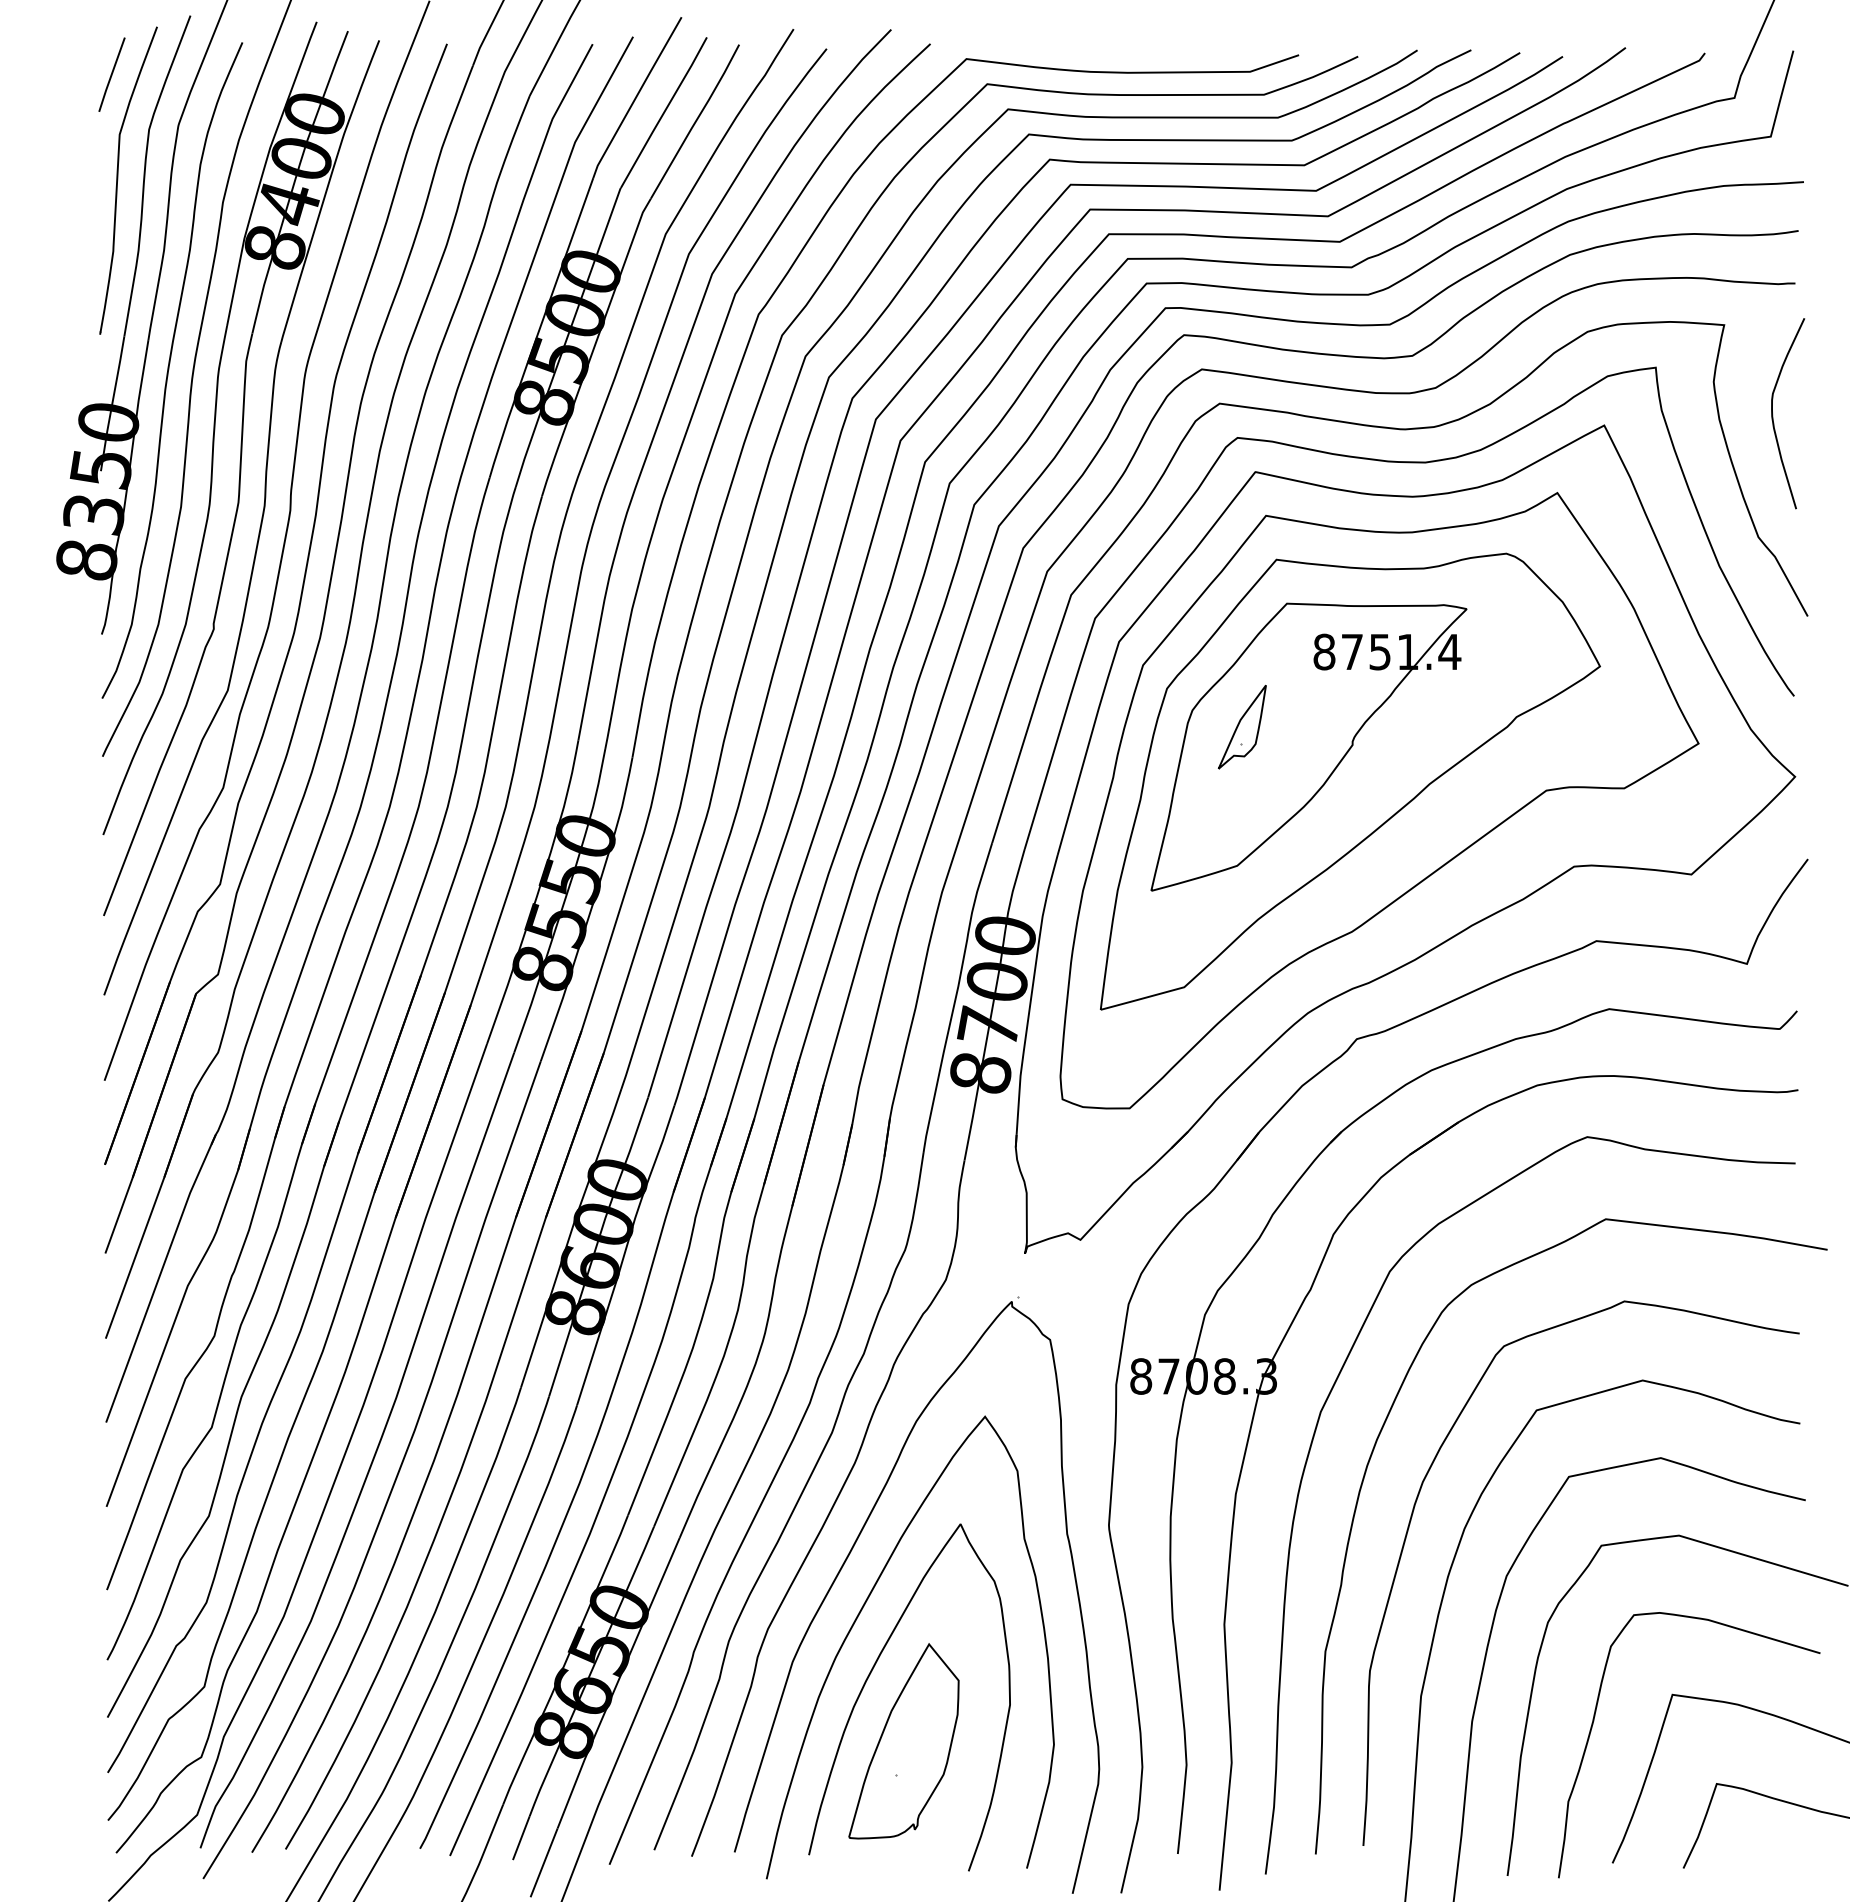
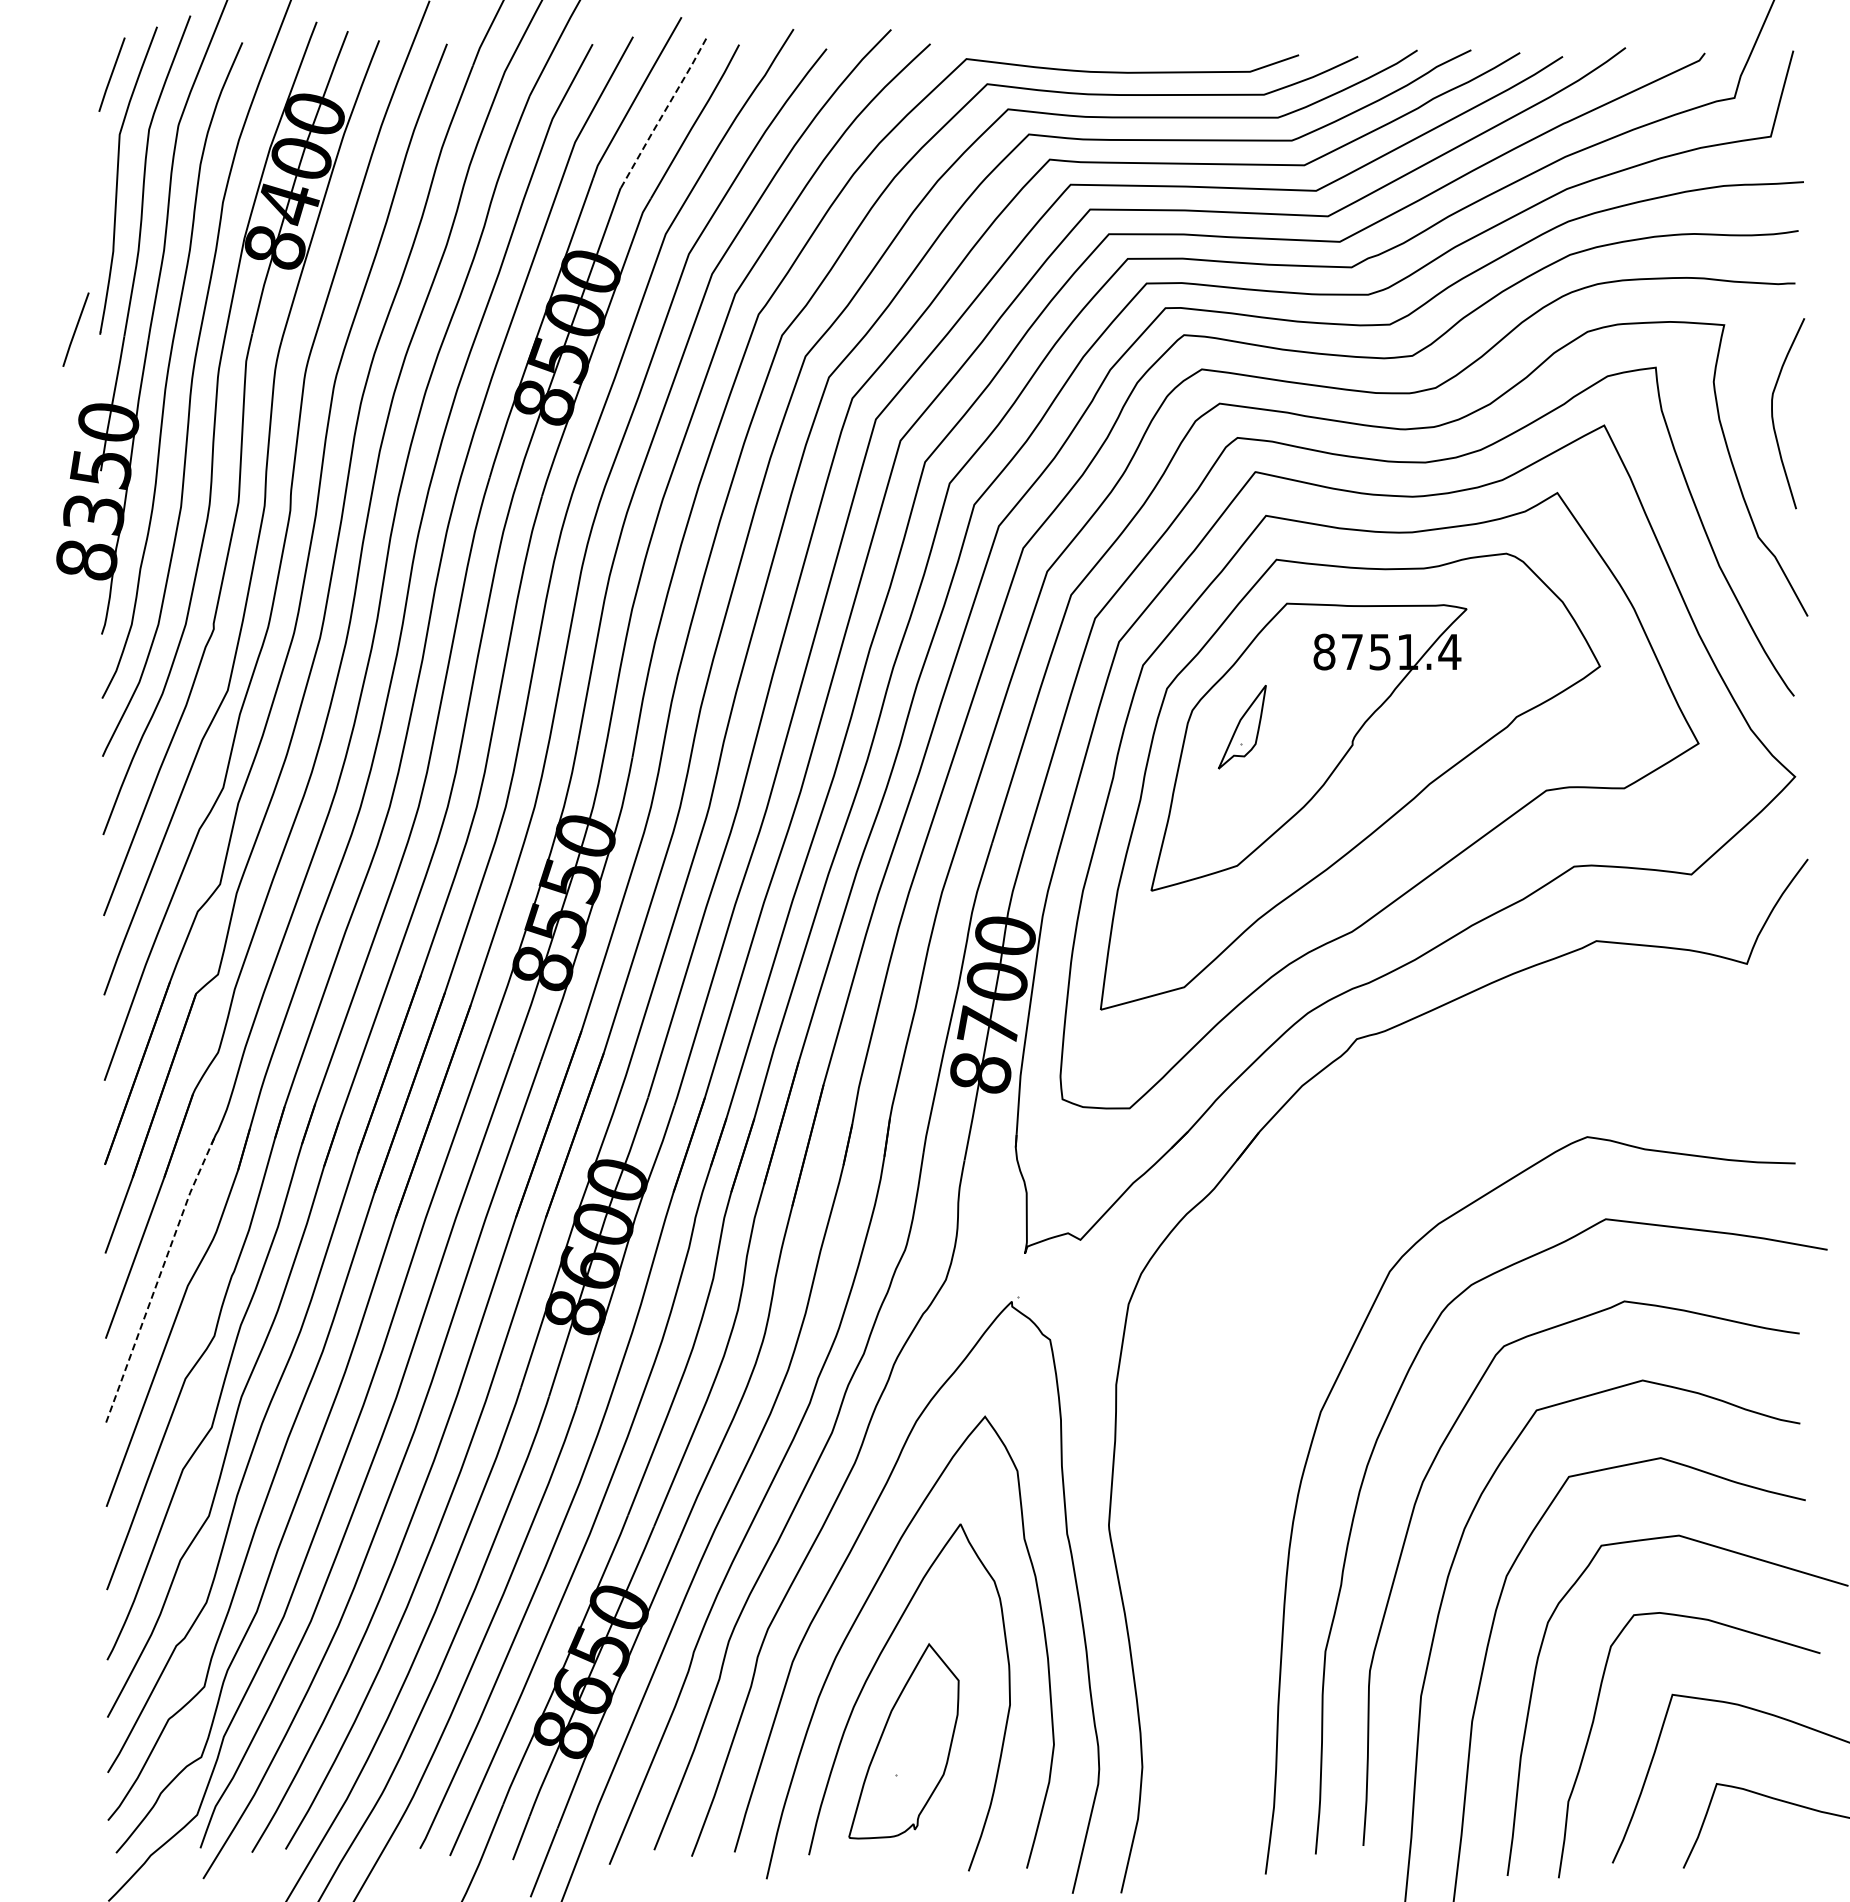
line: solid -> dashed (664, 112)
line: none -> present (75, 329)
line: solid -> dashed (159, 1276)
part: present -> none (1276, 1388)
